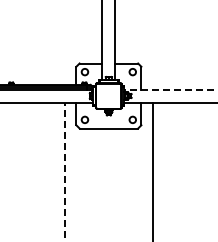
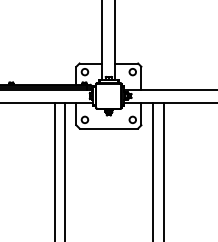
line: dashed -> solid (170, 89)
line: none -> present (54, 170)
line: none -> present (163, 170)
line: dashed -> solid (65, 171)
